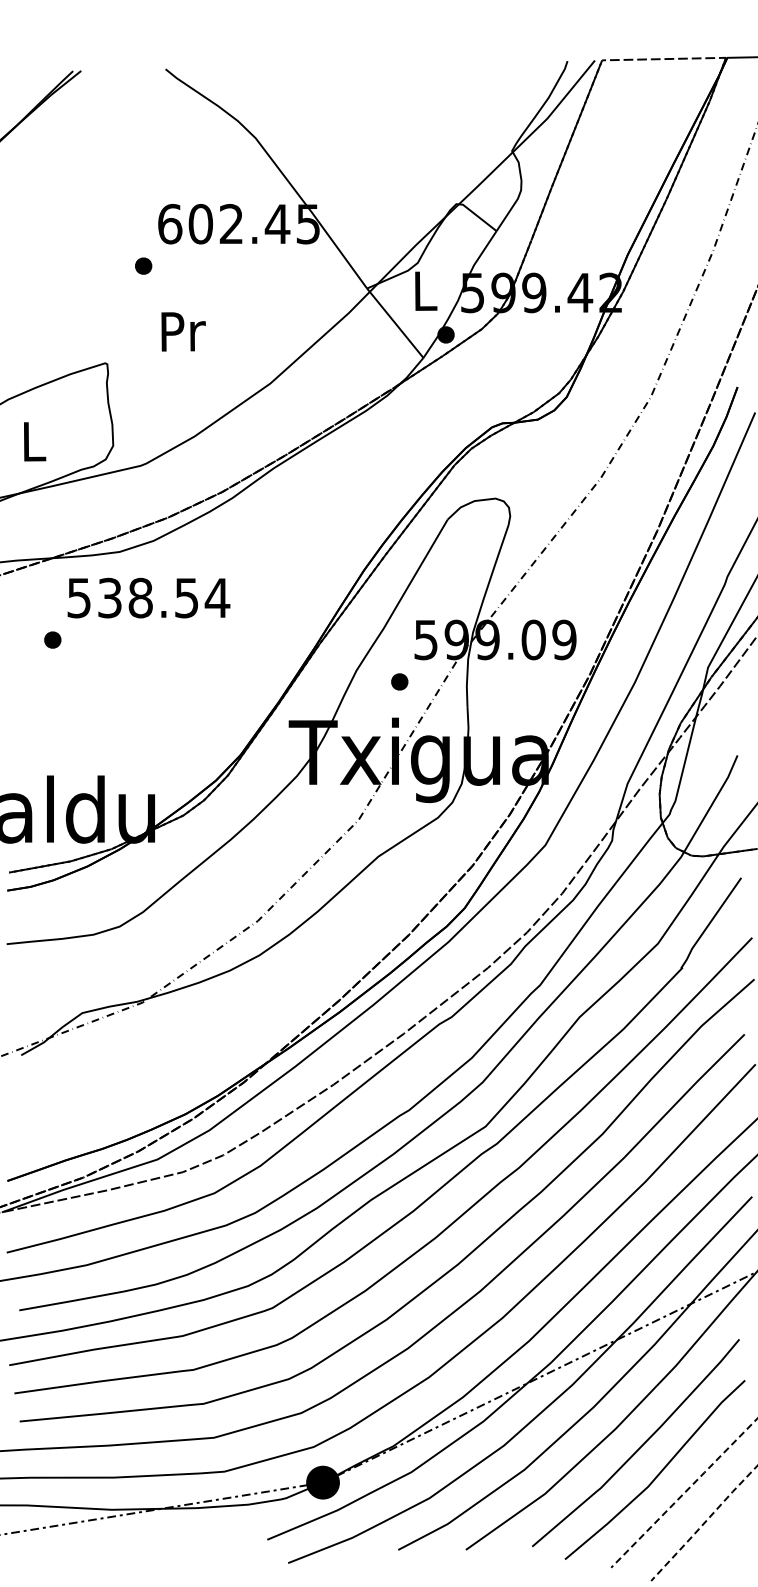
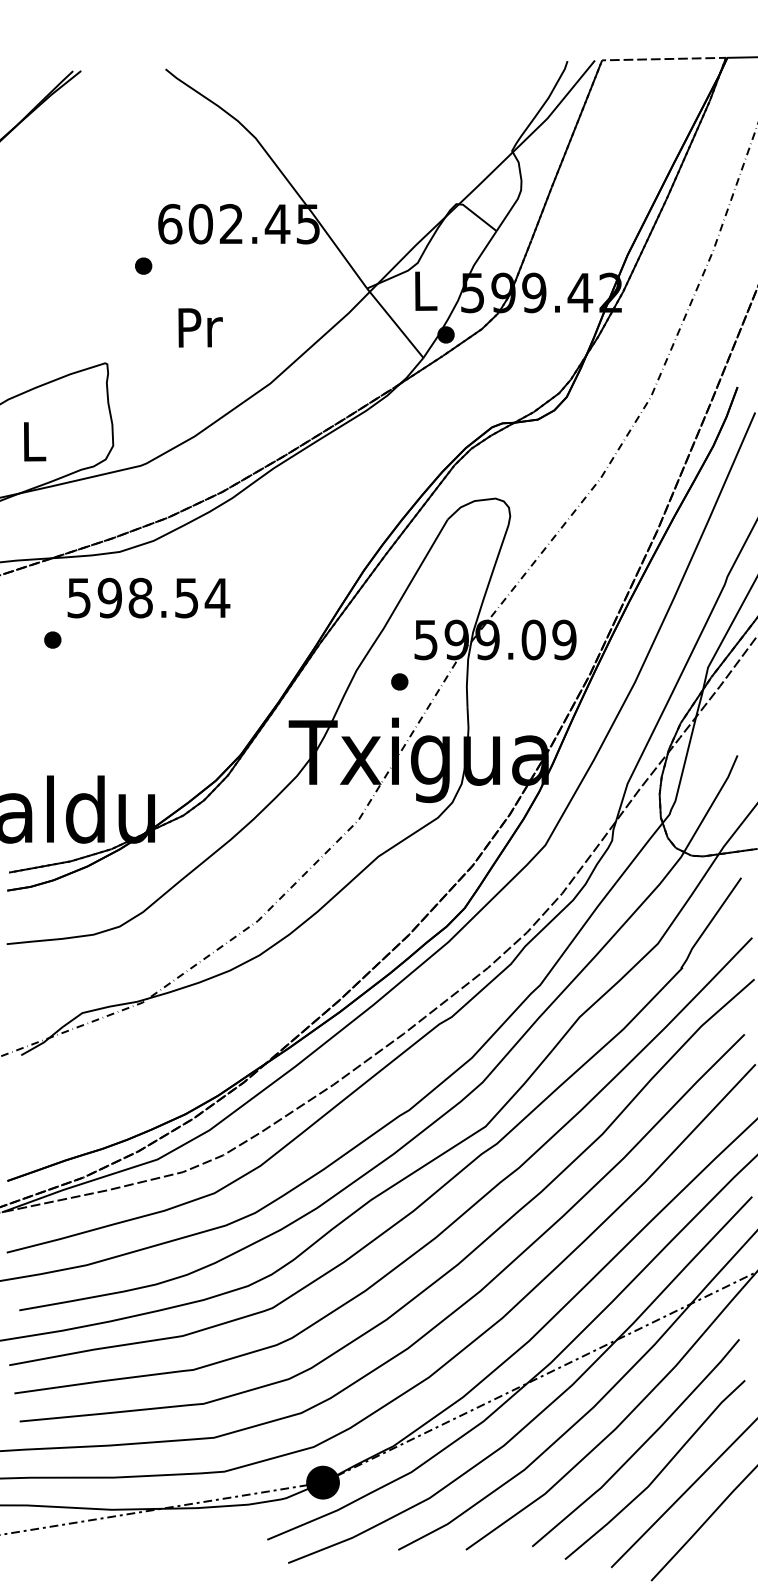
text position: (183, 331) -> (200, 327) (200, 327)
text: 538.54 -> 598.54 (109, 597)
line: dashed -> solid (684, 1493)
line: dashed -> solid (704, 1523)
